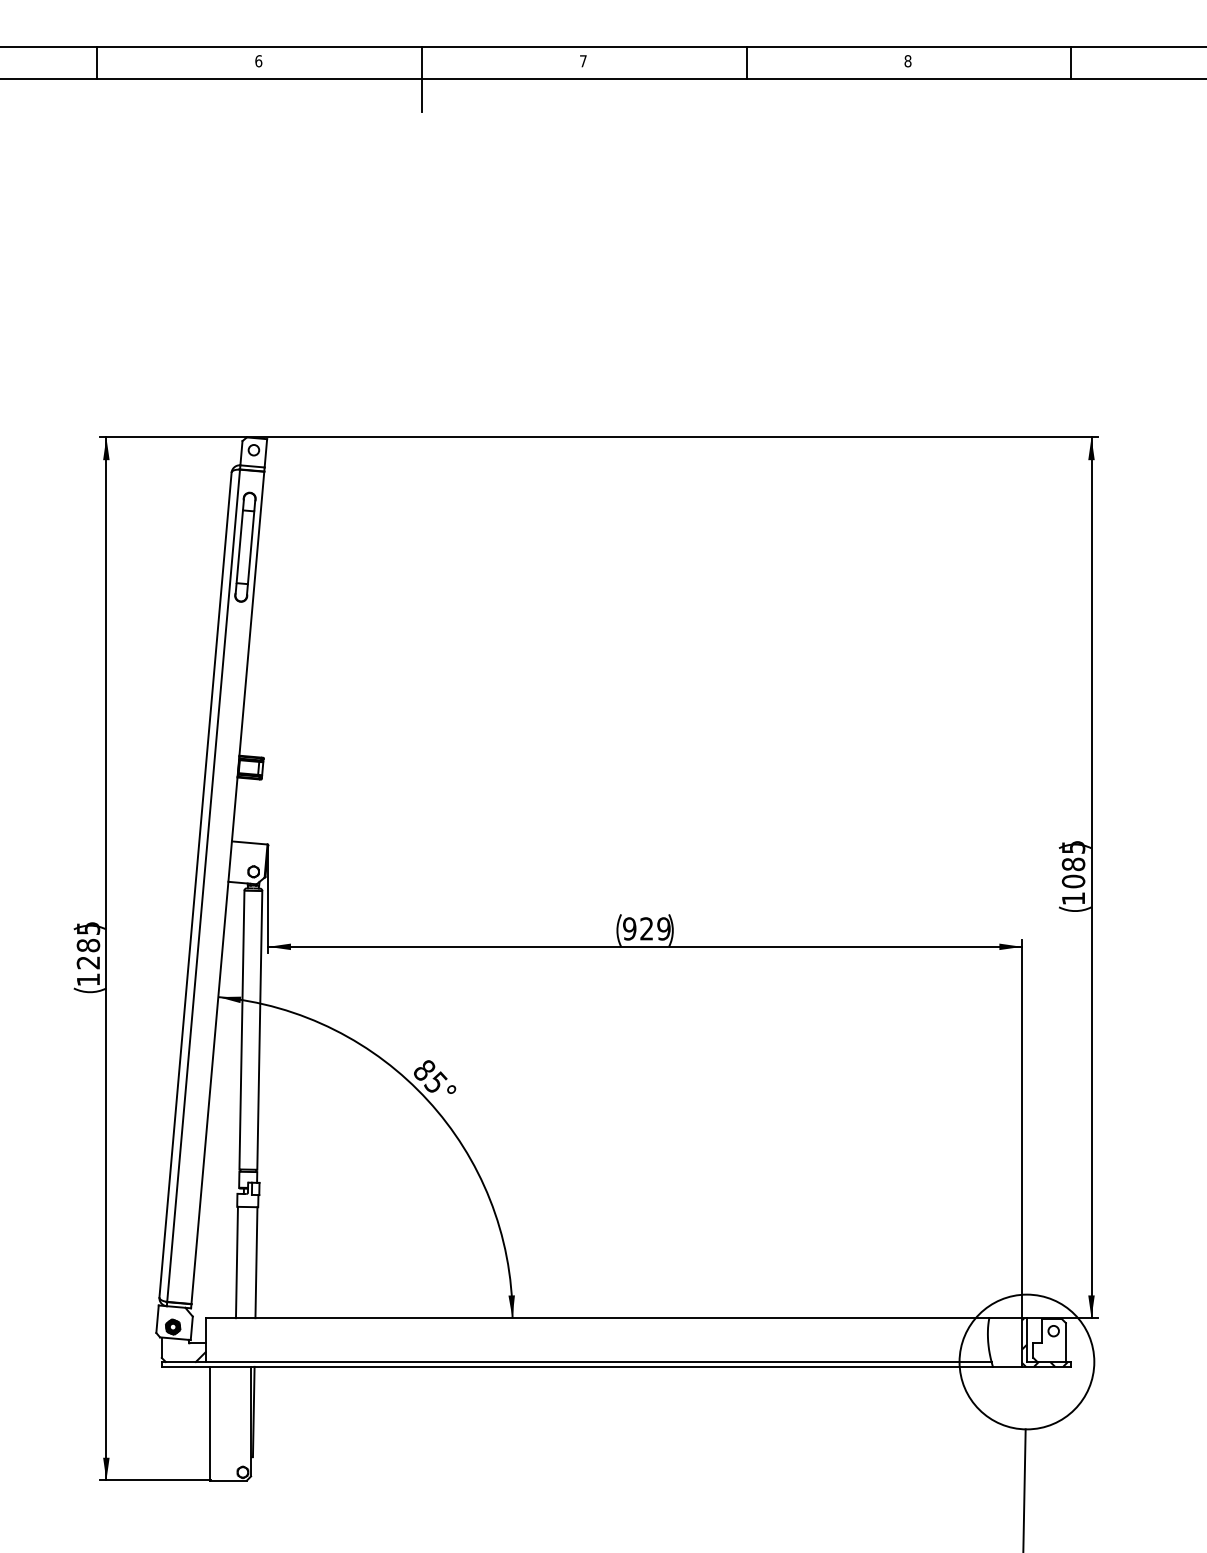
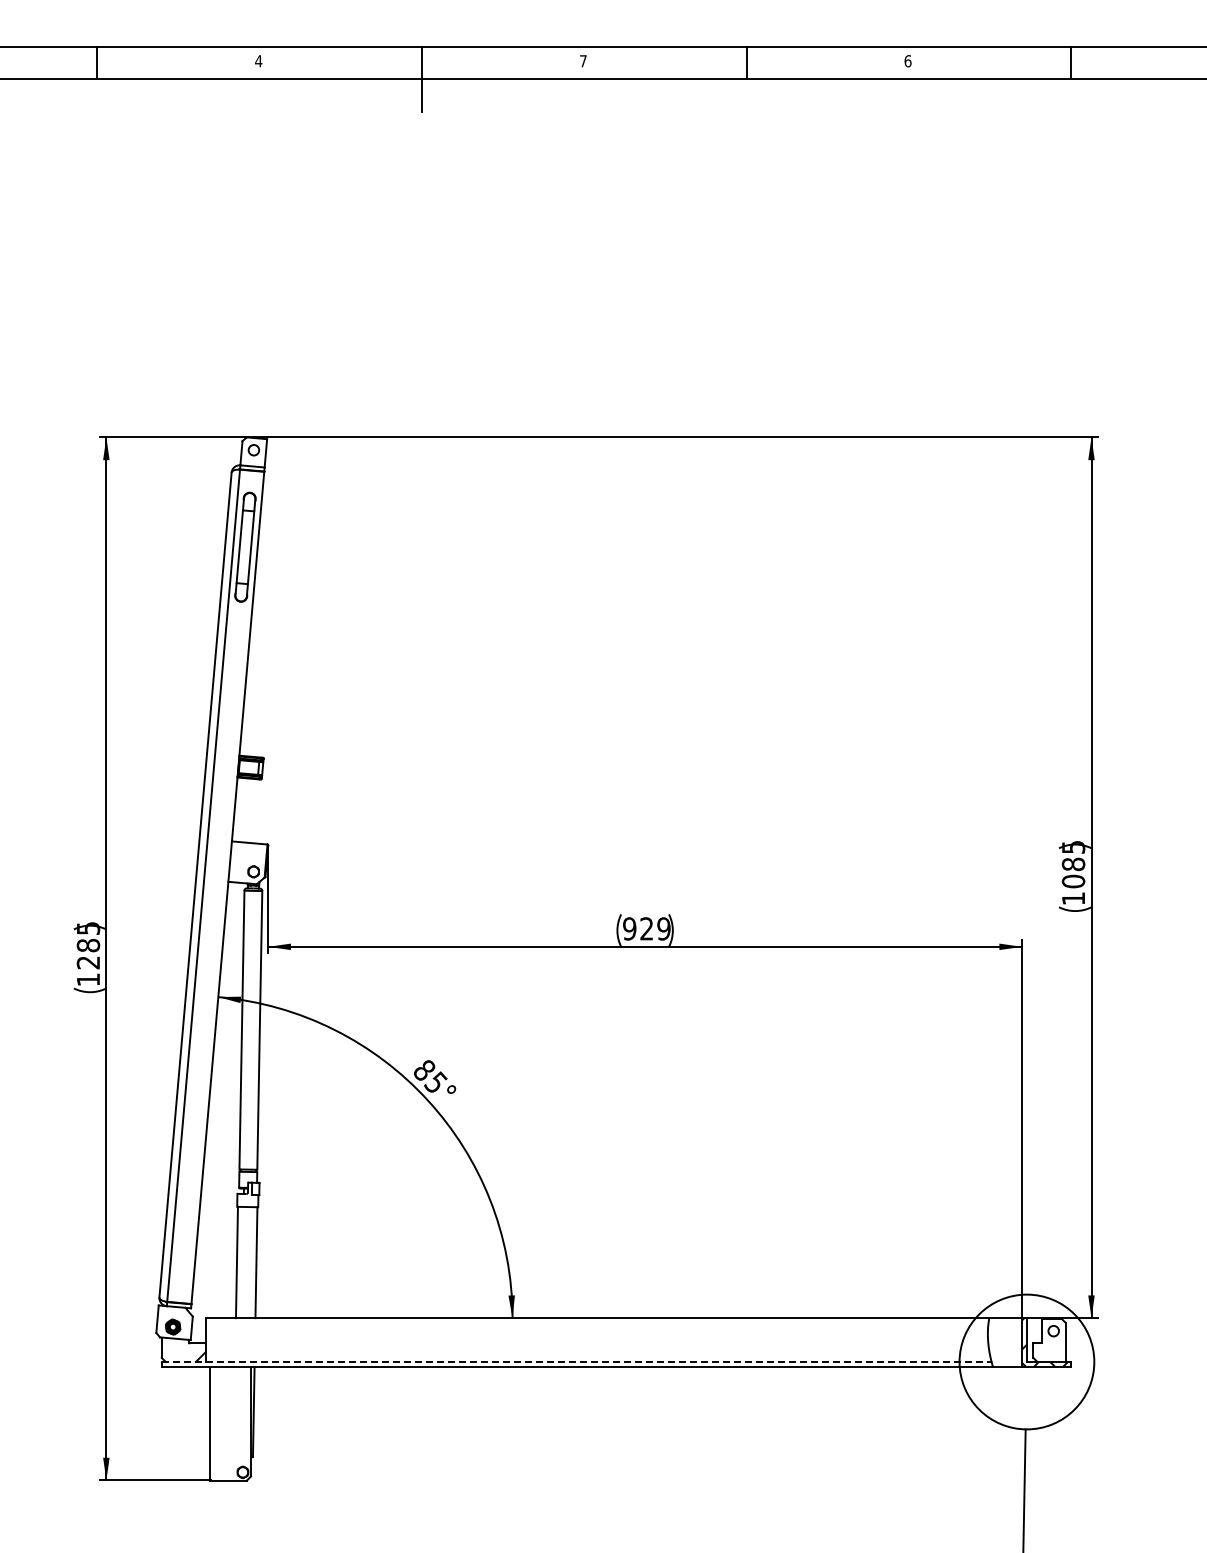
text: 6 -> 4 (258, 61)
text: 8 -> 6 (907, 61)
line: solid -> dashed (576, 1362)
